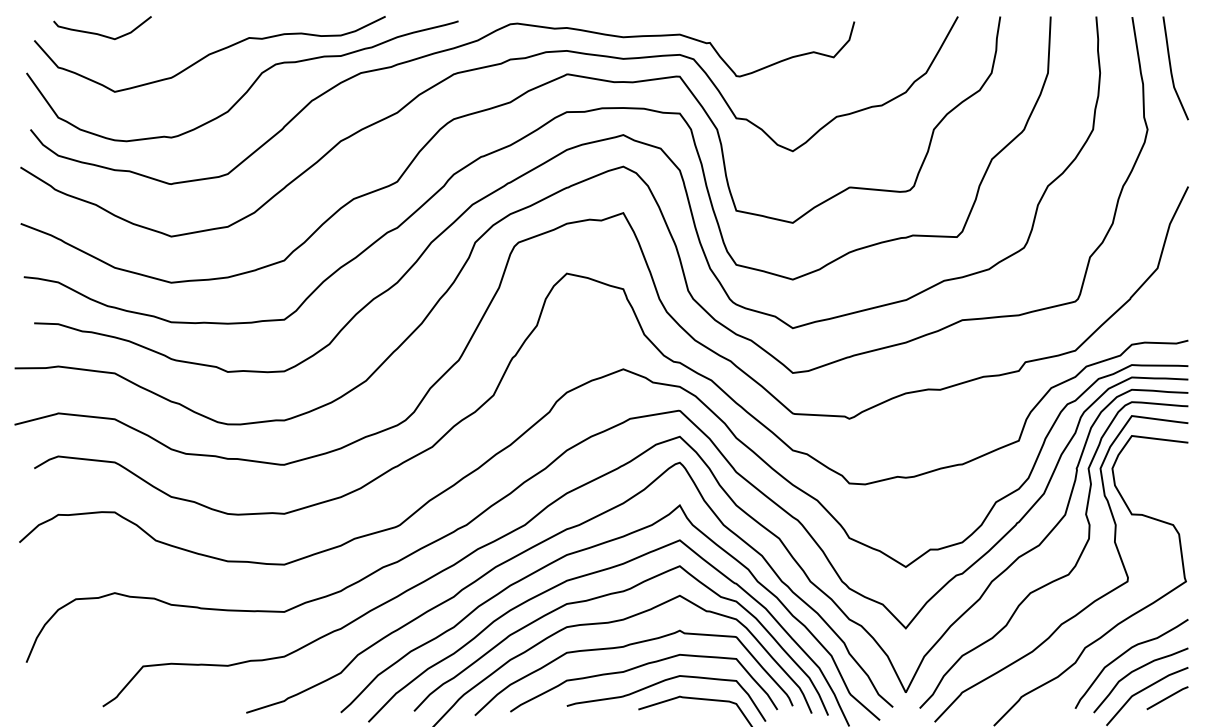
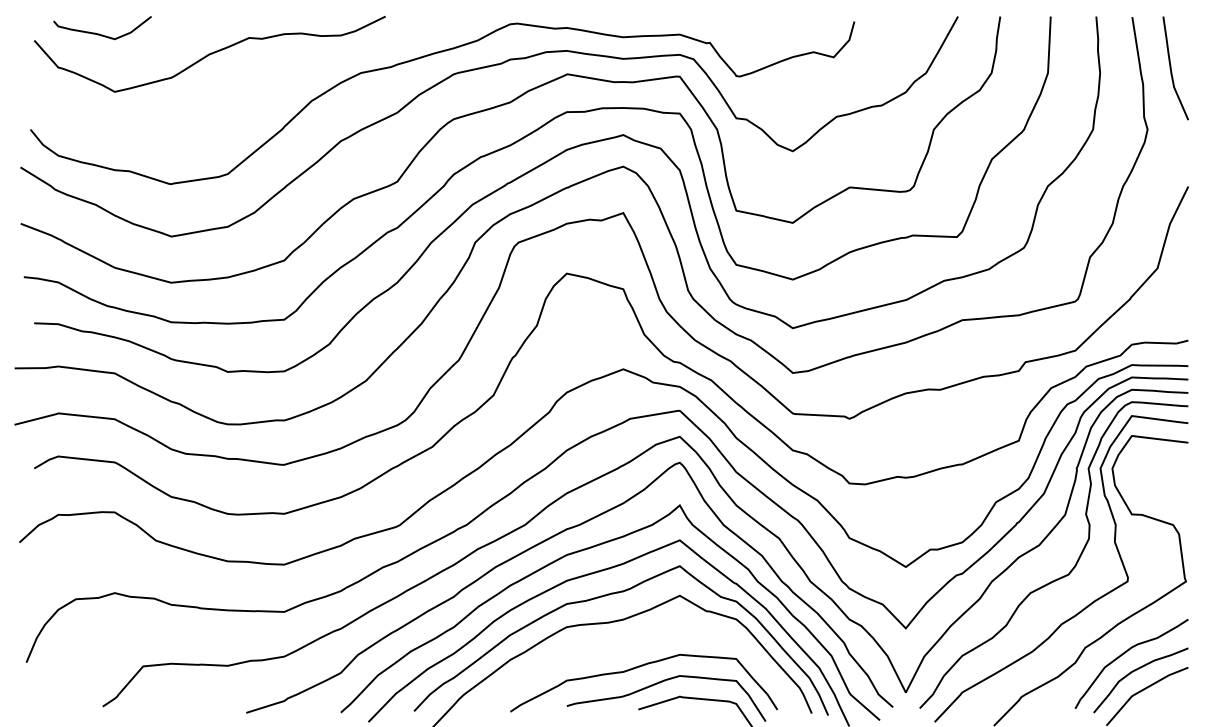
curve: present -> none (250, 85)
curve: present -> none (624, 647)
line: present -> none (1167, 698)
